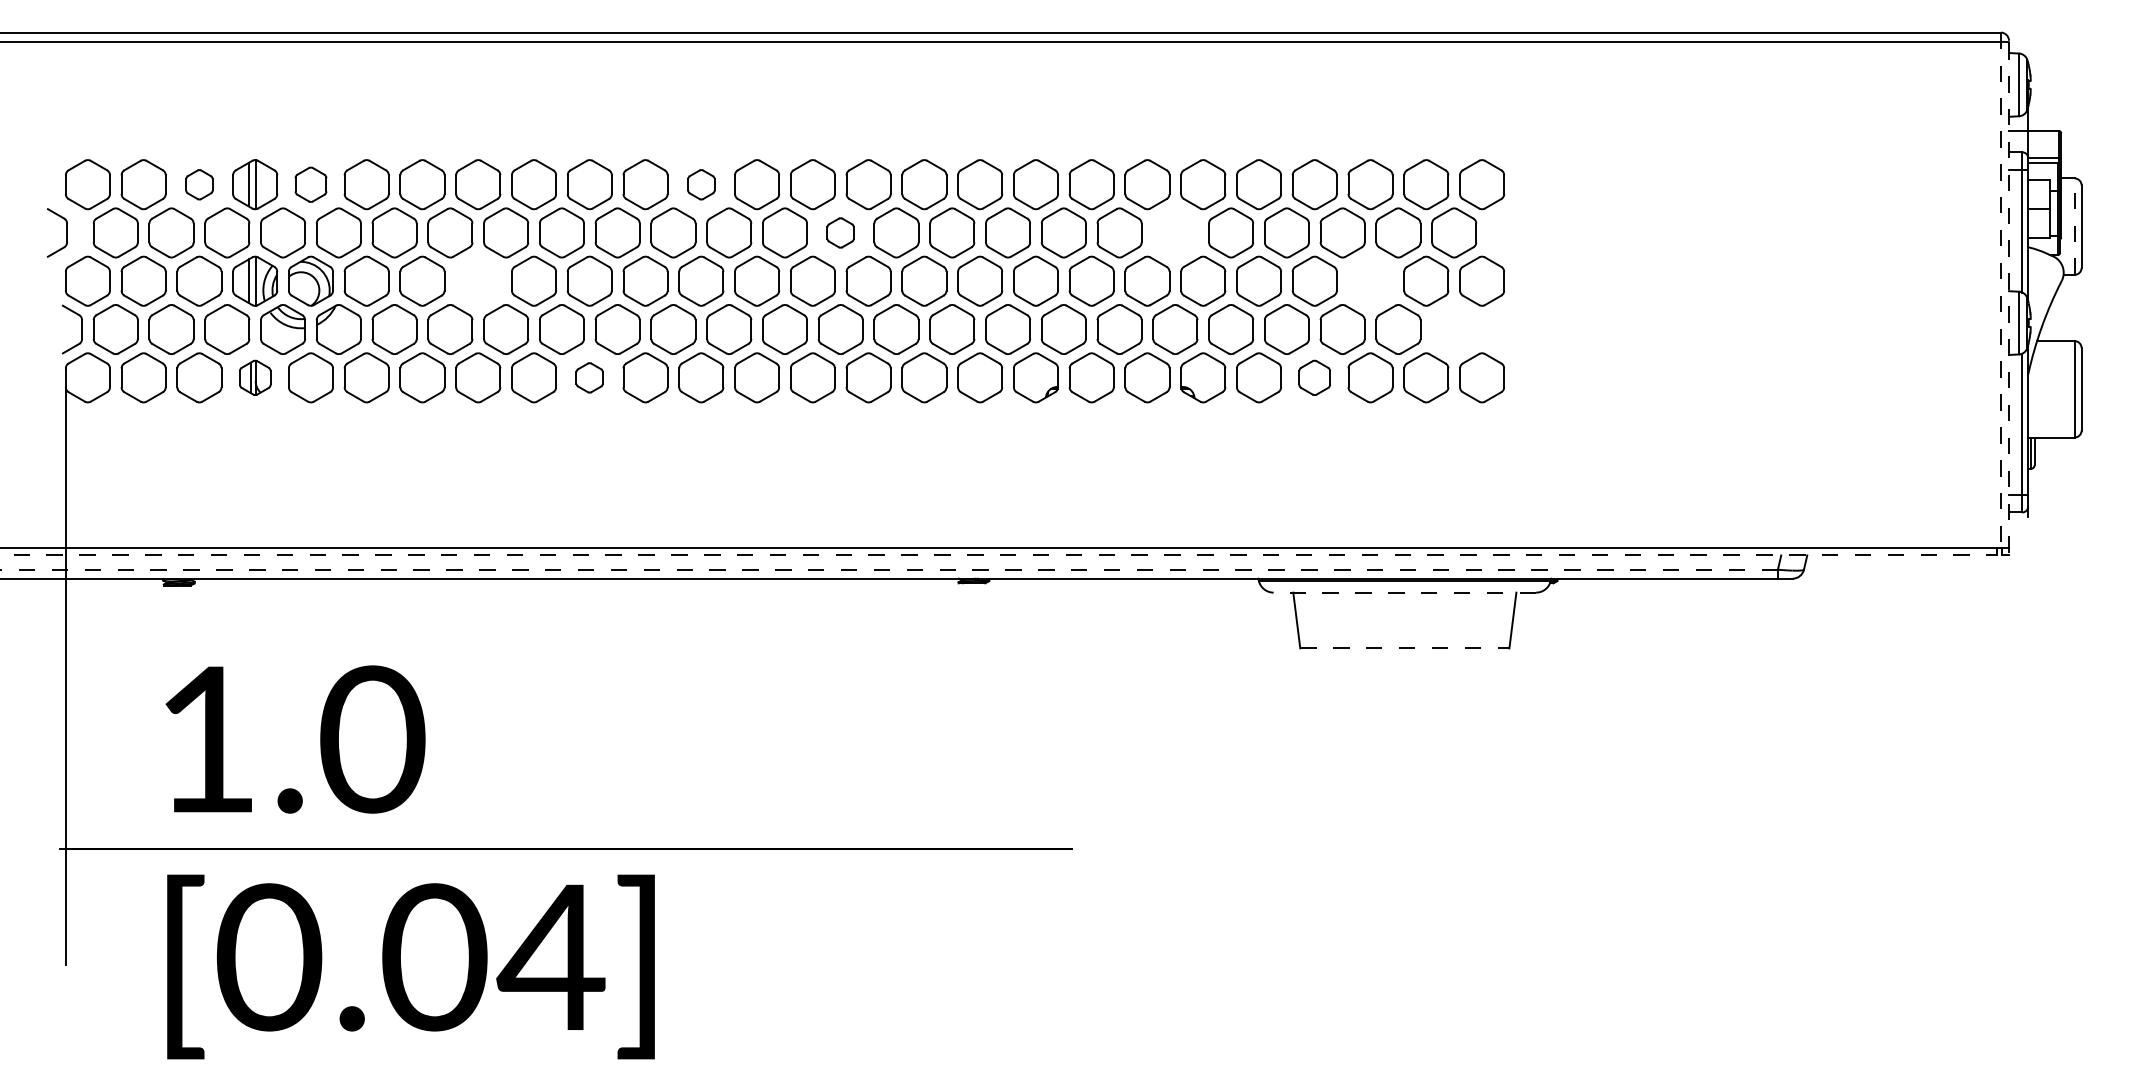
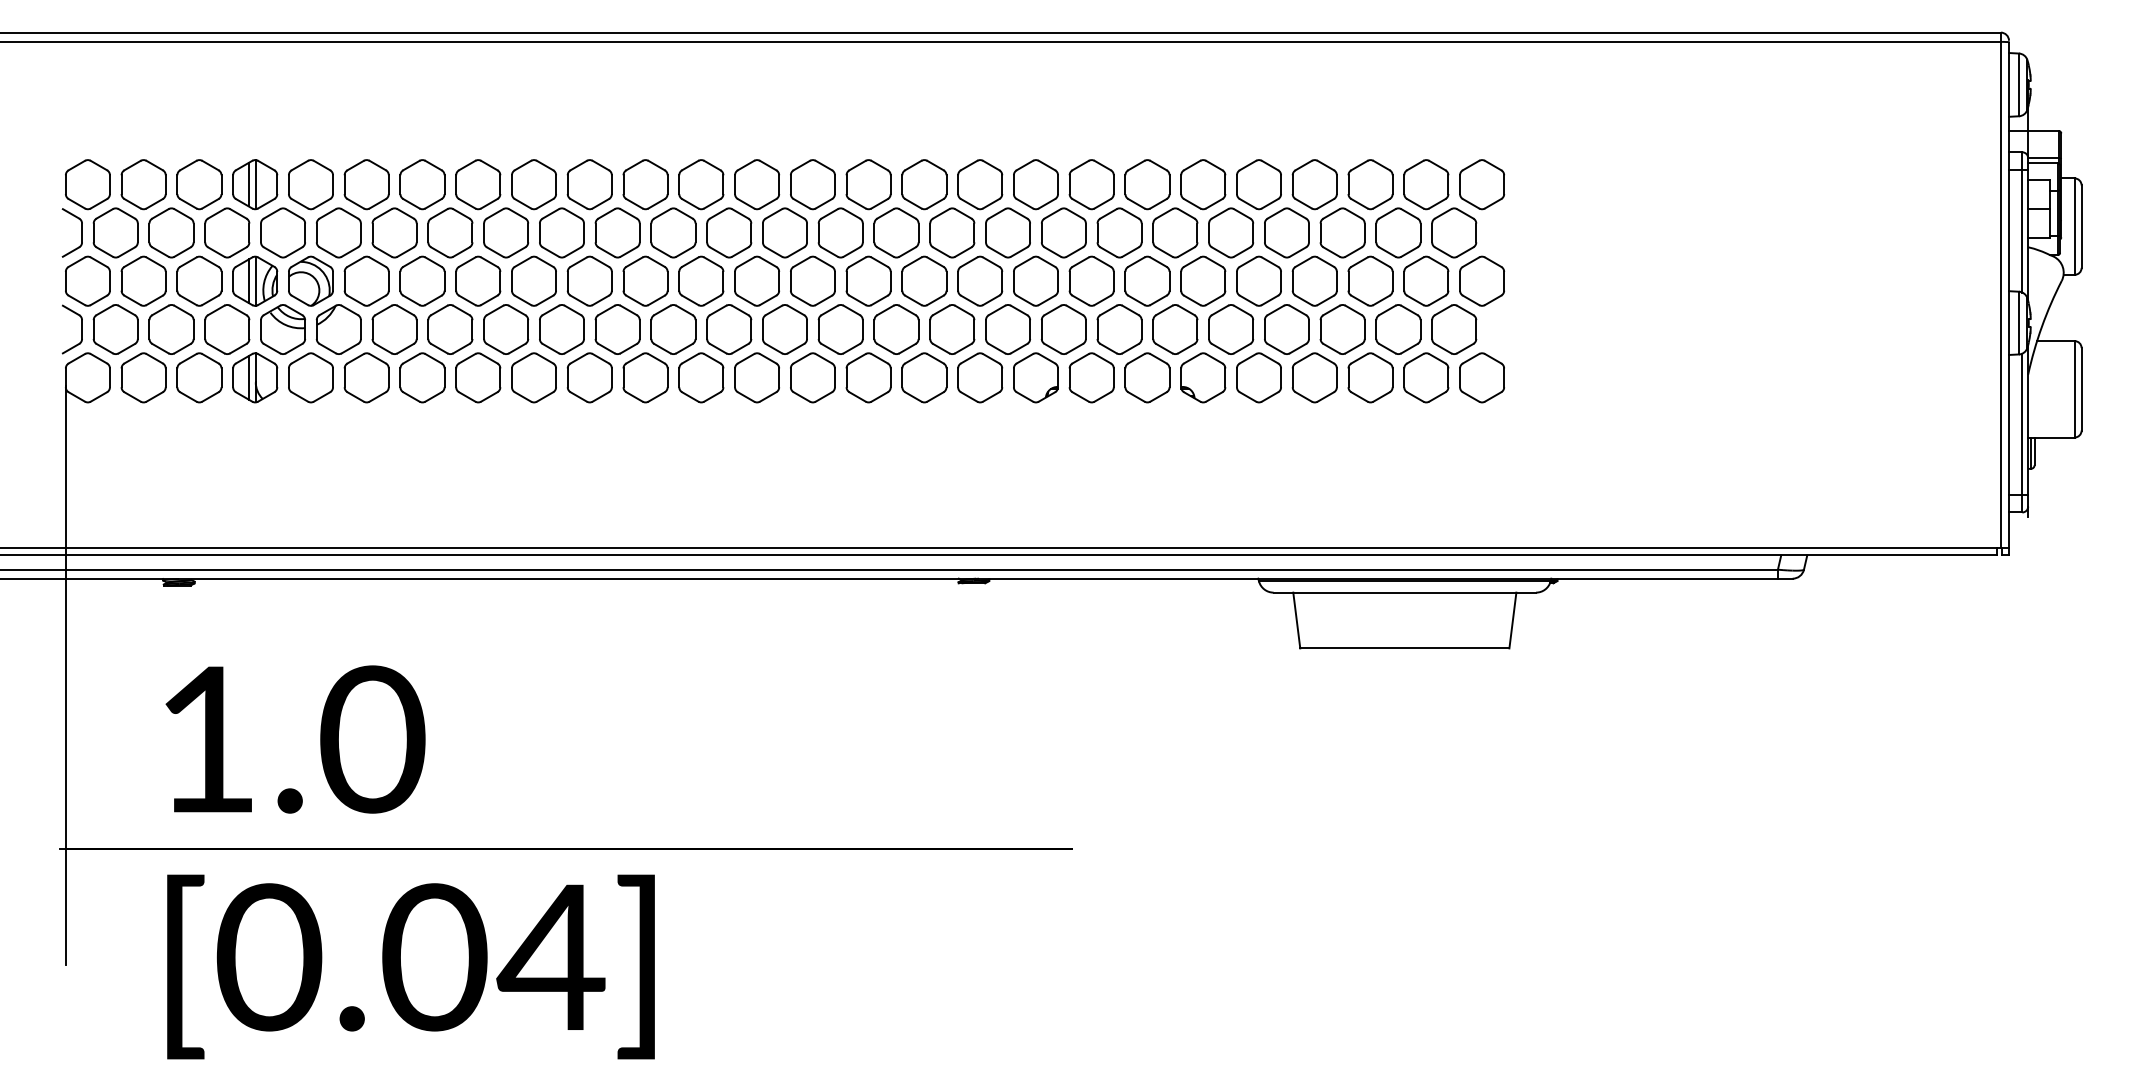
part size: 29x32 px -> 47x52 px (199, 184)
part size: 34x37 px -> 46x52 px (310, 184)
part size: 29x32 px -> 47x52 px (701, 184)
line: dashed -> solid (2074, 226)
part position: (66, 232) -> (81, 232) (81, 232)
part size: 29x32 px -> 47x52 px (840, 232)
part: none -> present (1175, 232)
part: none -> present (478, 280)
part: none -> present (1370, 280)
line: dashed -> solid (2000, 290)
line: dashed -> solid (2009, 299)
part: none -> present (1454, 329)
part size: 33x37 px -> 47x52 px (255, 377)
part size: 29x32 px -> 47x52 px (589, 377)
part size: 33x37 px -> 47x52 px (1314, 377)
line: dashed -> solid (999, 555)
line: dashed -> solid (889, 569)
line: dashed -> solid (1404, 592)
line: dashed -> solid (1404, 648)
